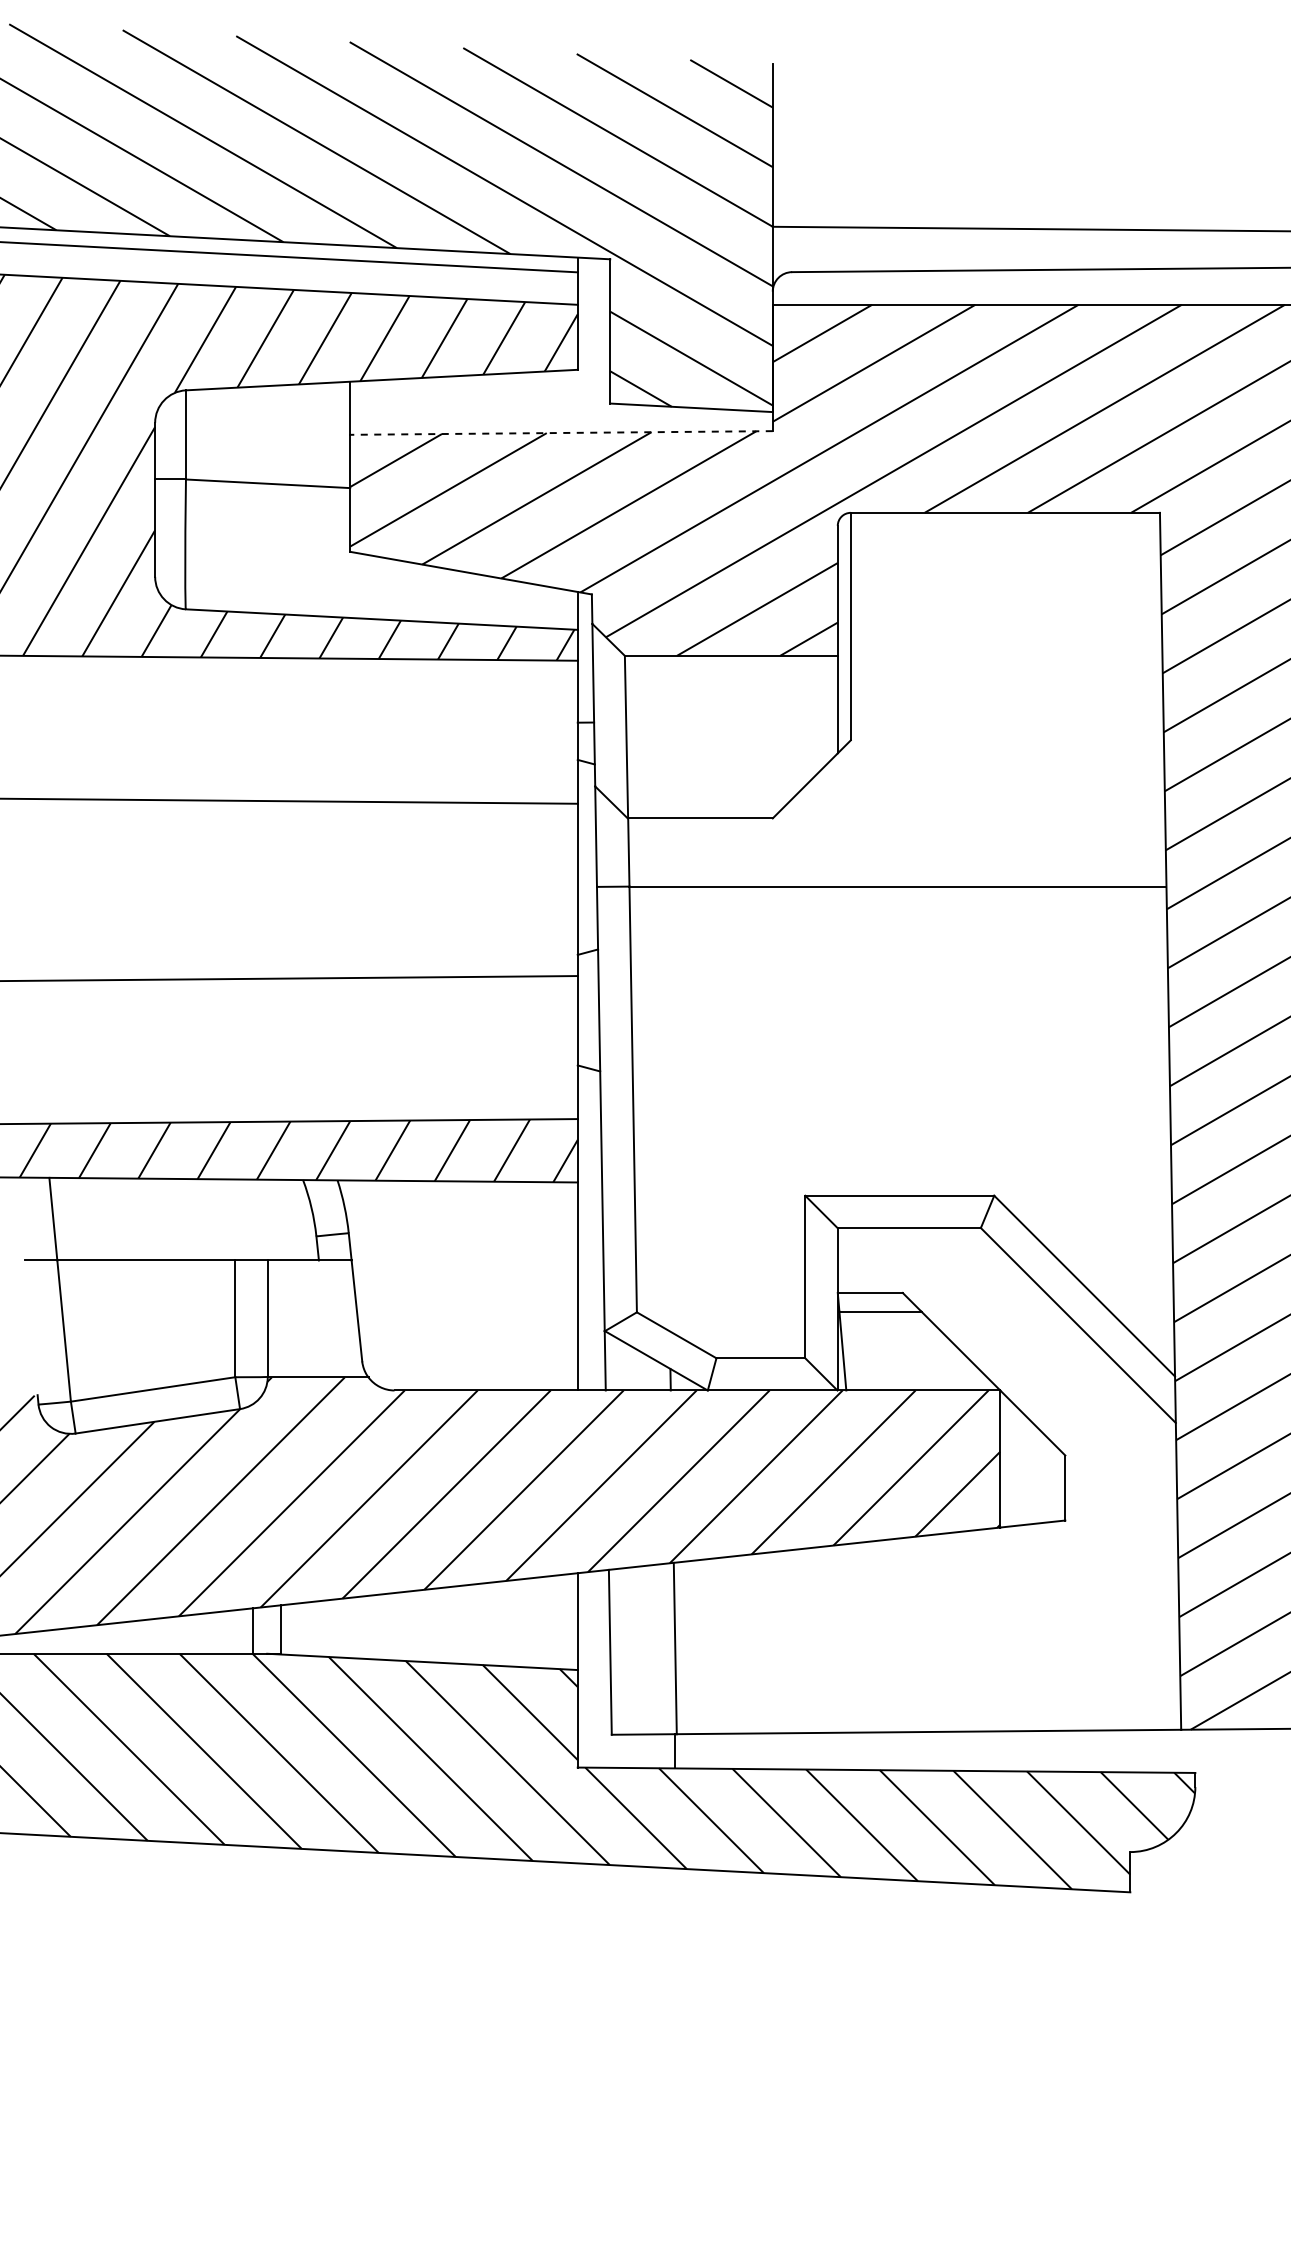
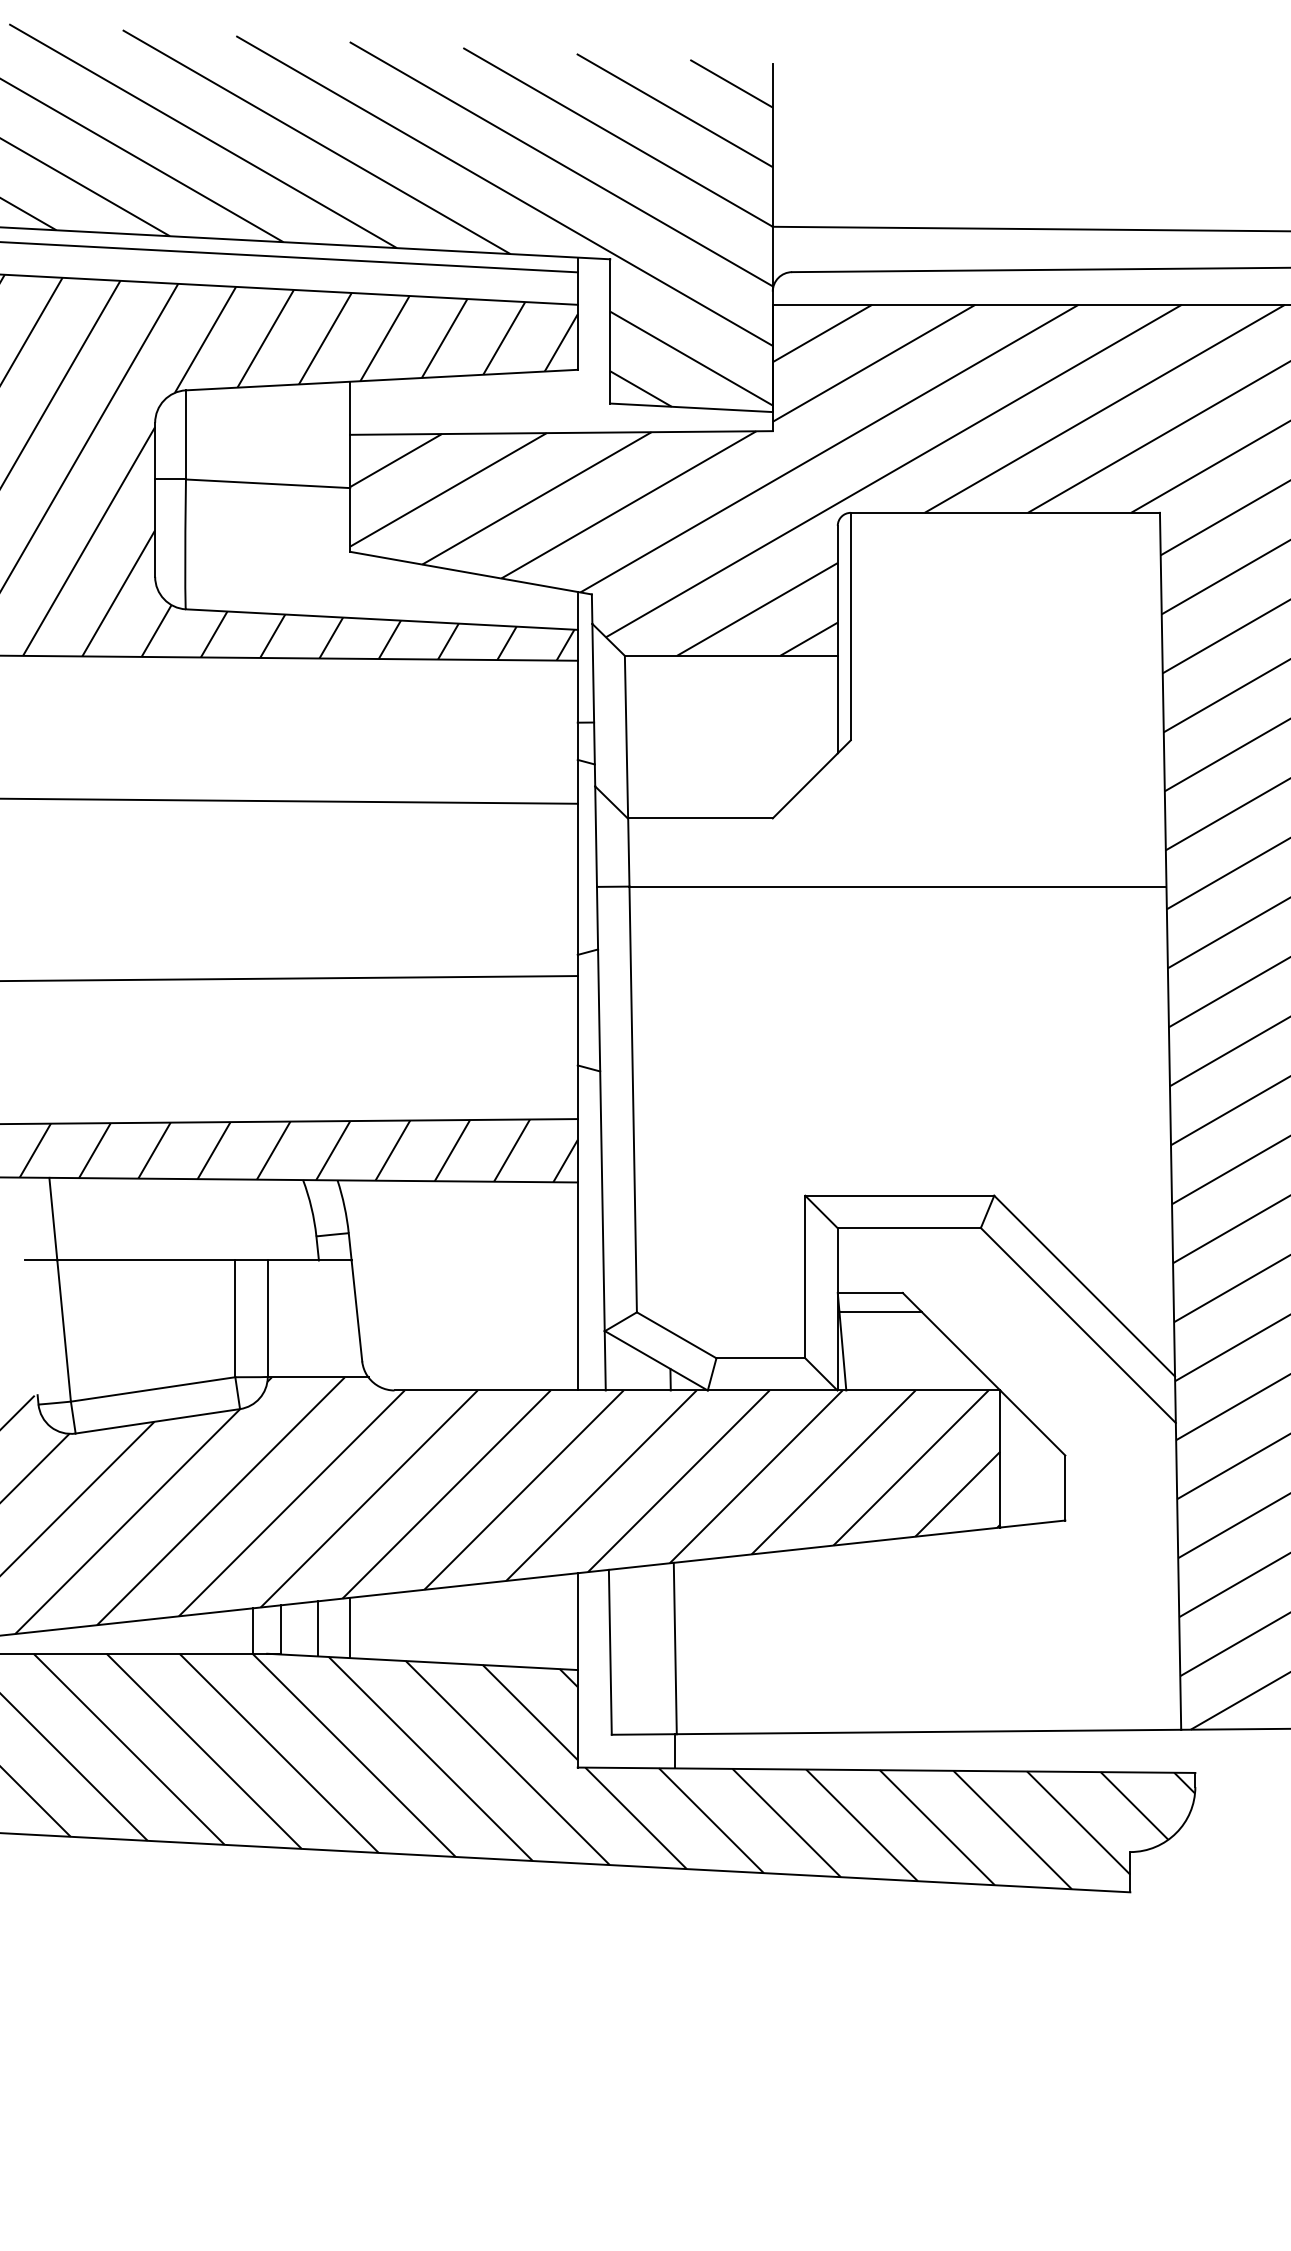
line: dashed -> solid (560, 433)
line: none -> present (350, 1627)
line: none -> present (317, 1628)
